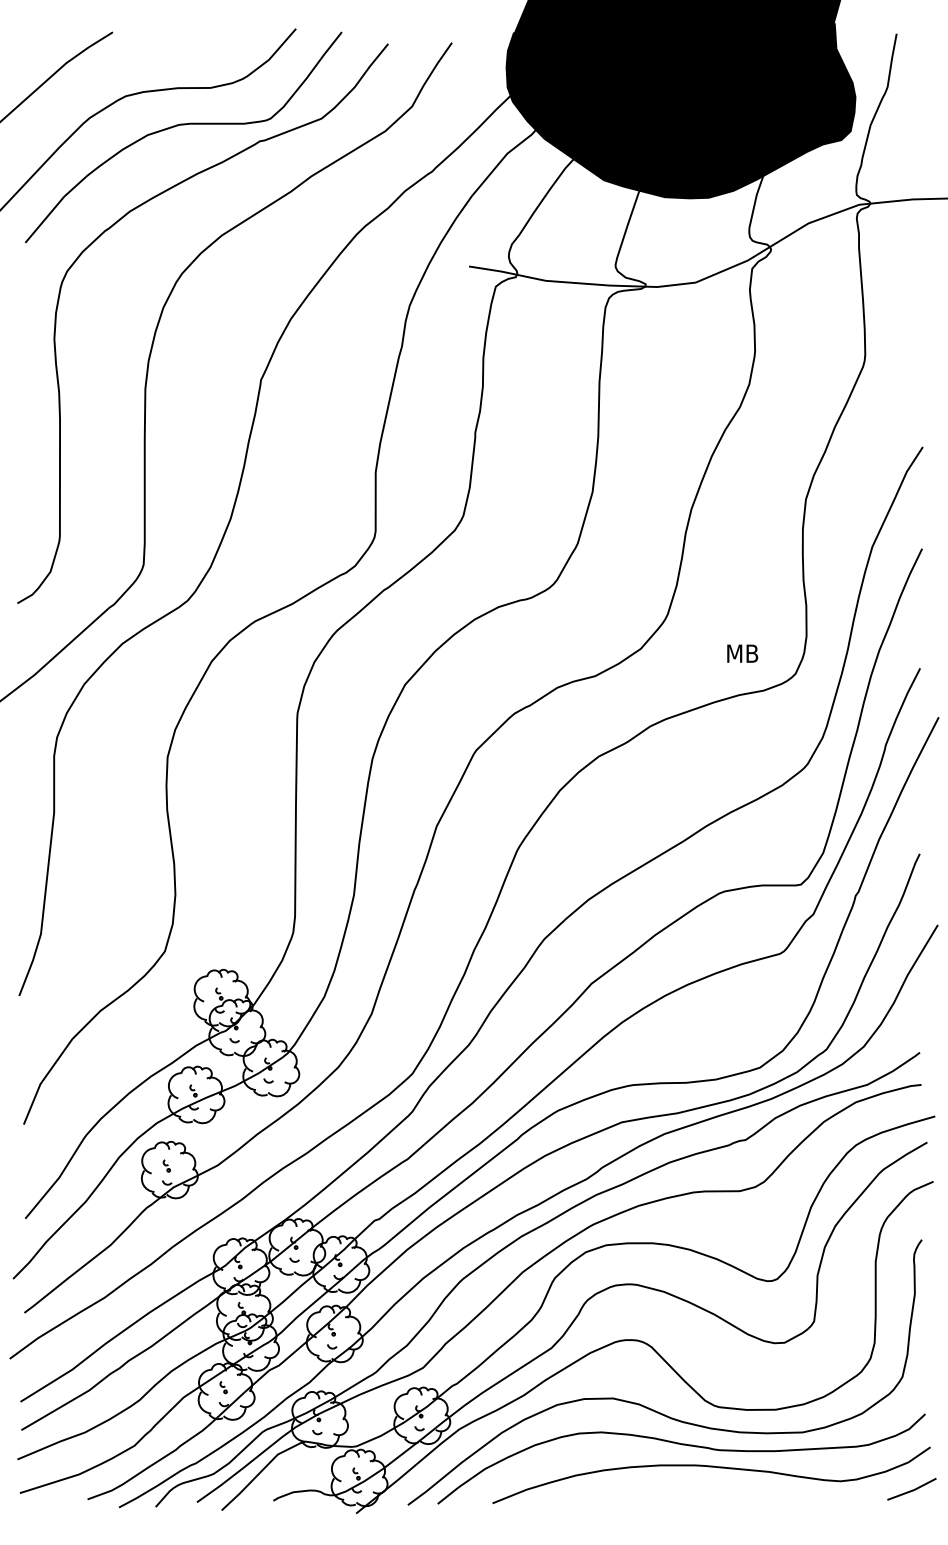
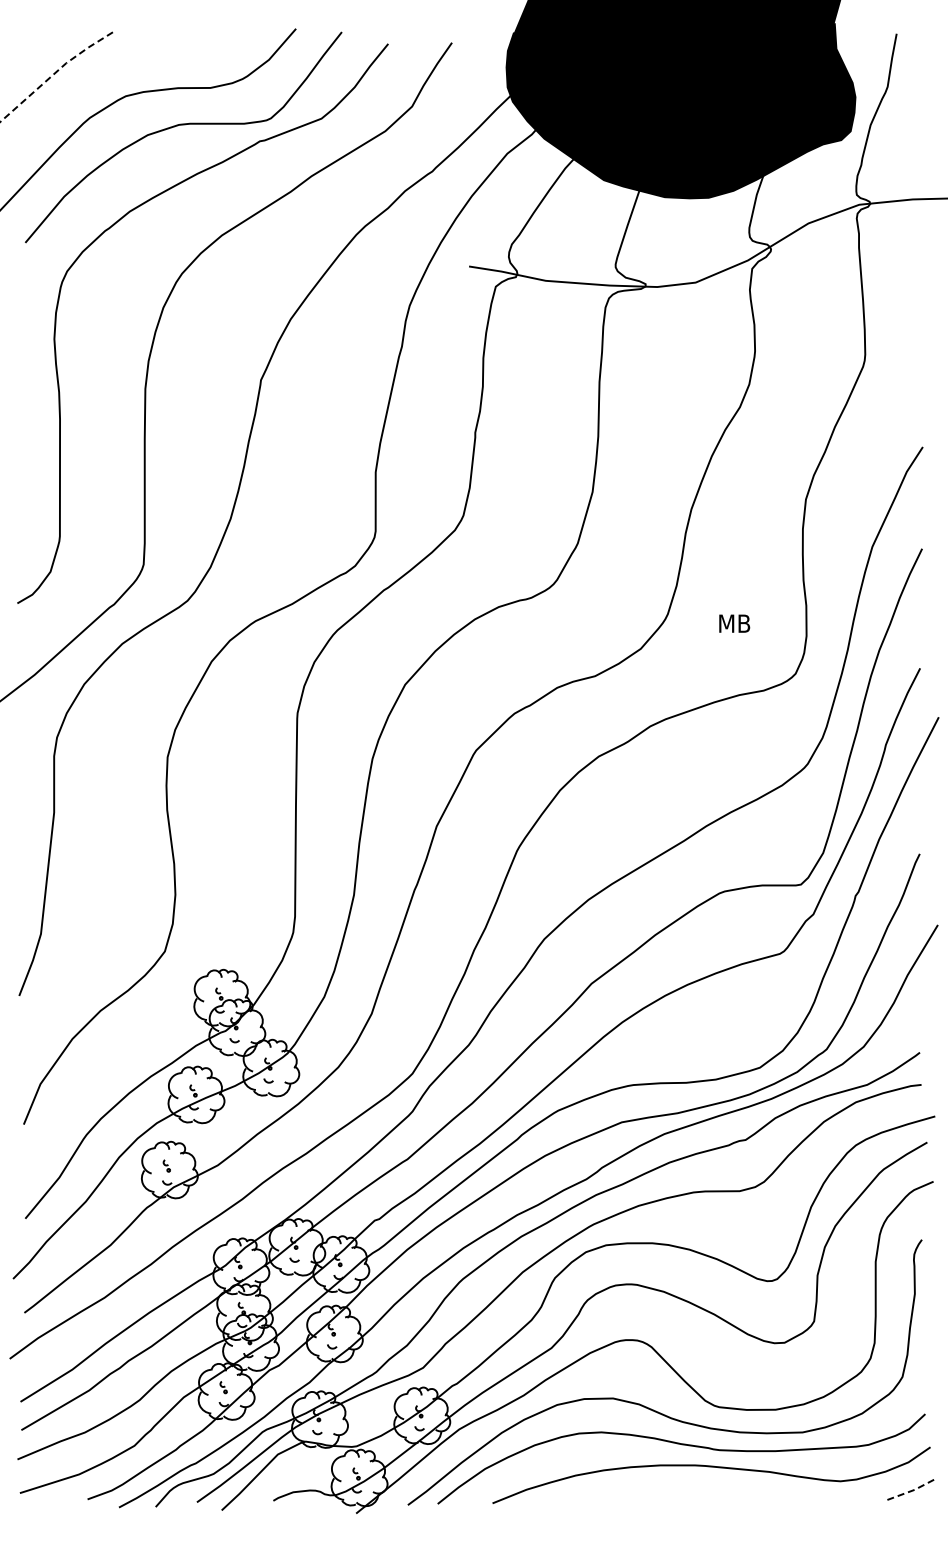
line: solid -> dashed (55, 73)
text position: (742, 653) -> (734, 623) (734, 623)
line: solid -> dashed (913, 1490)
